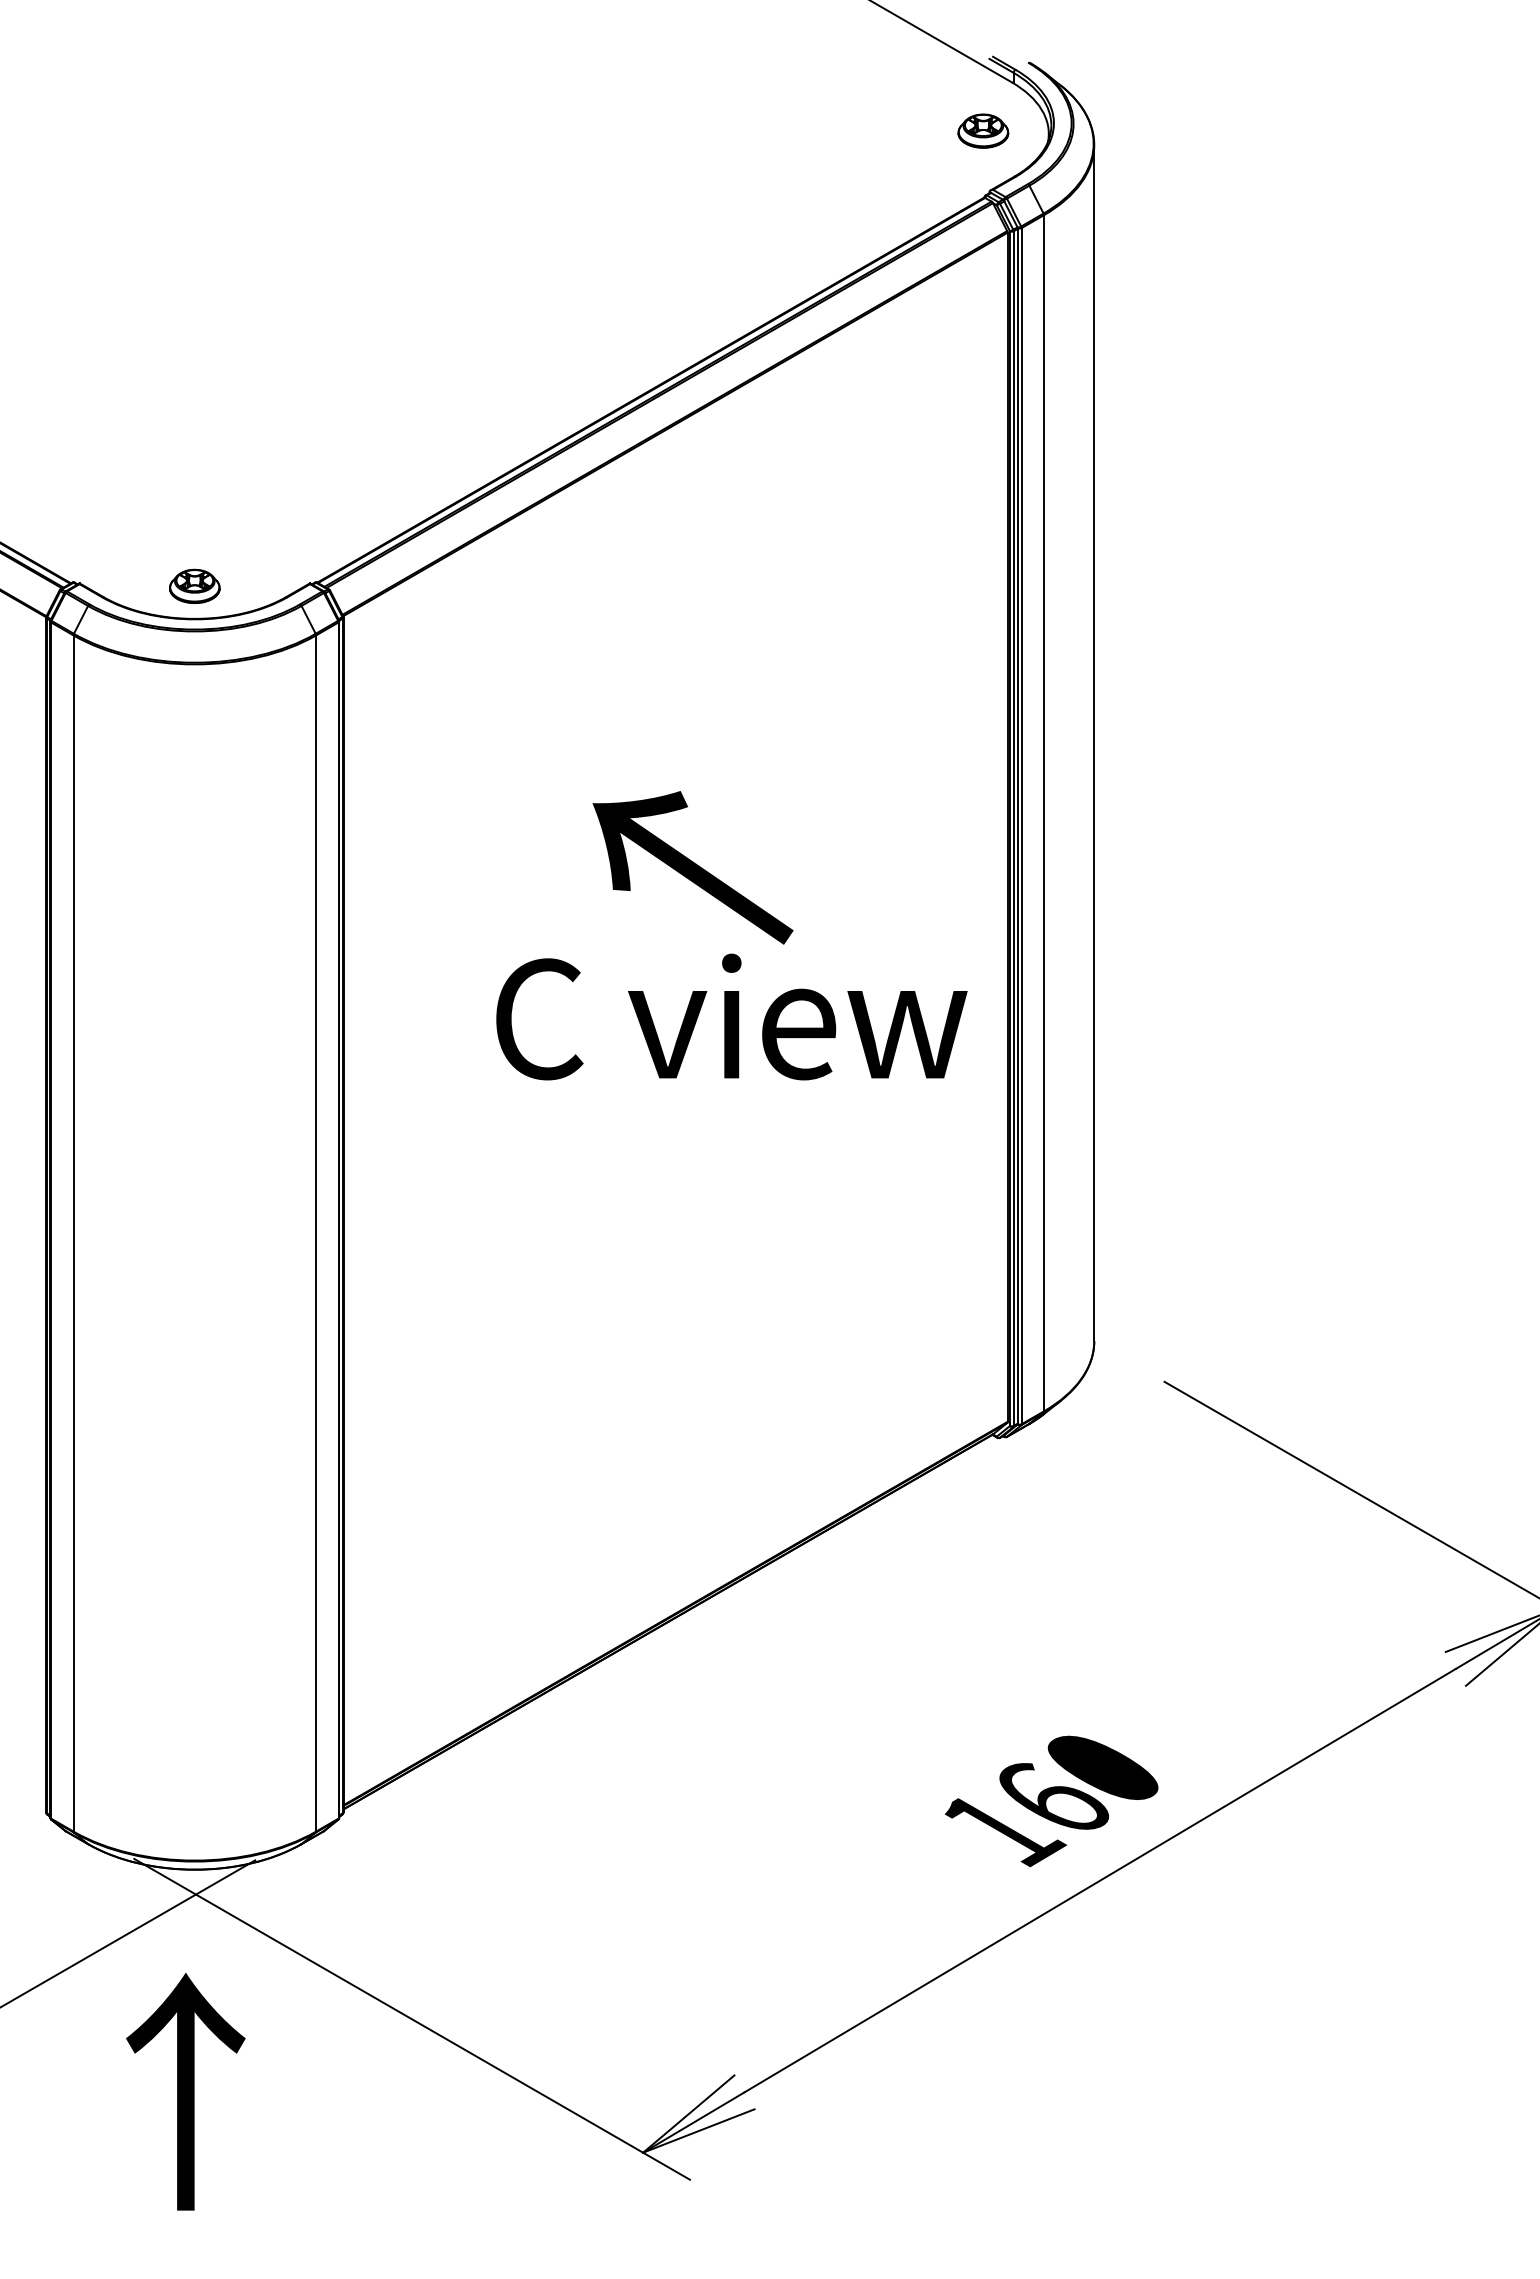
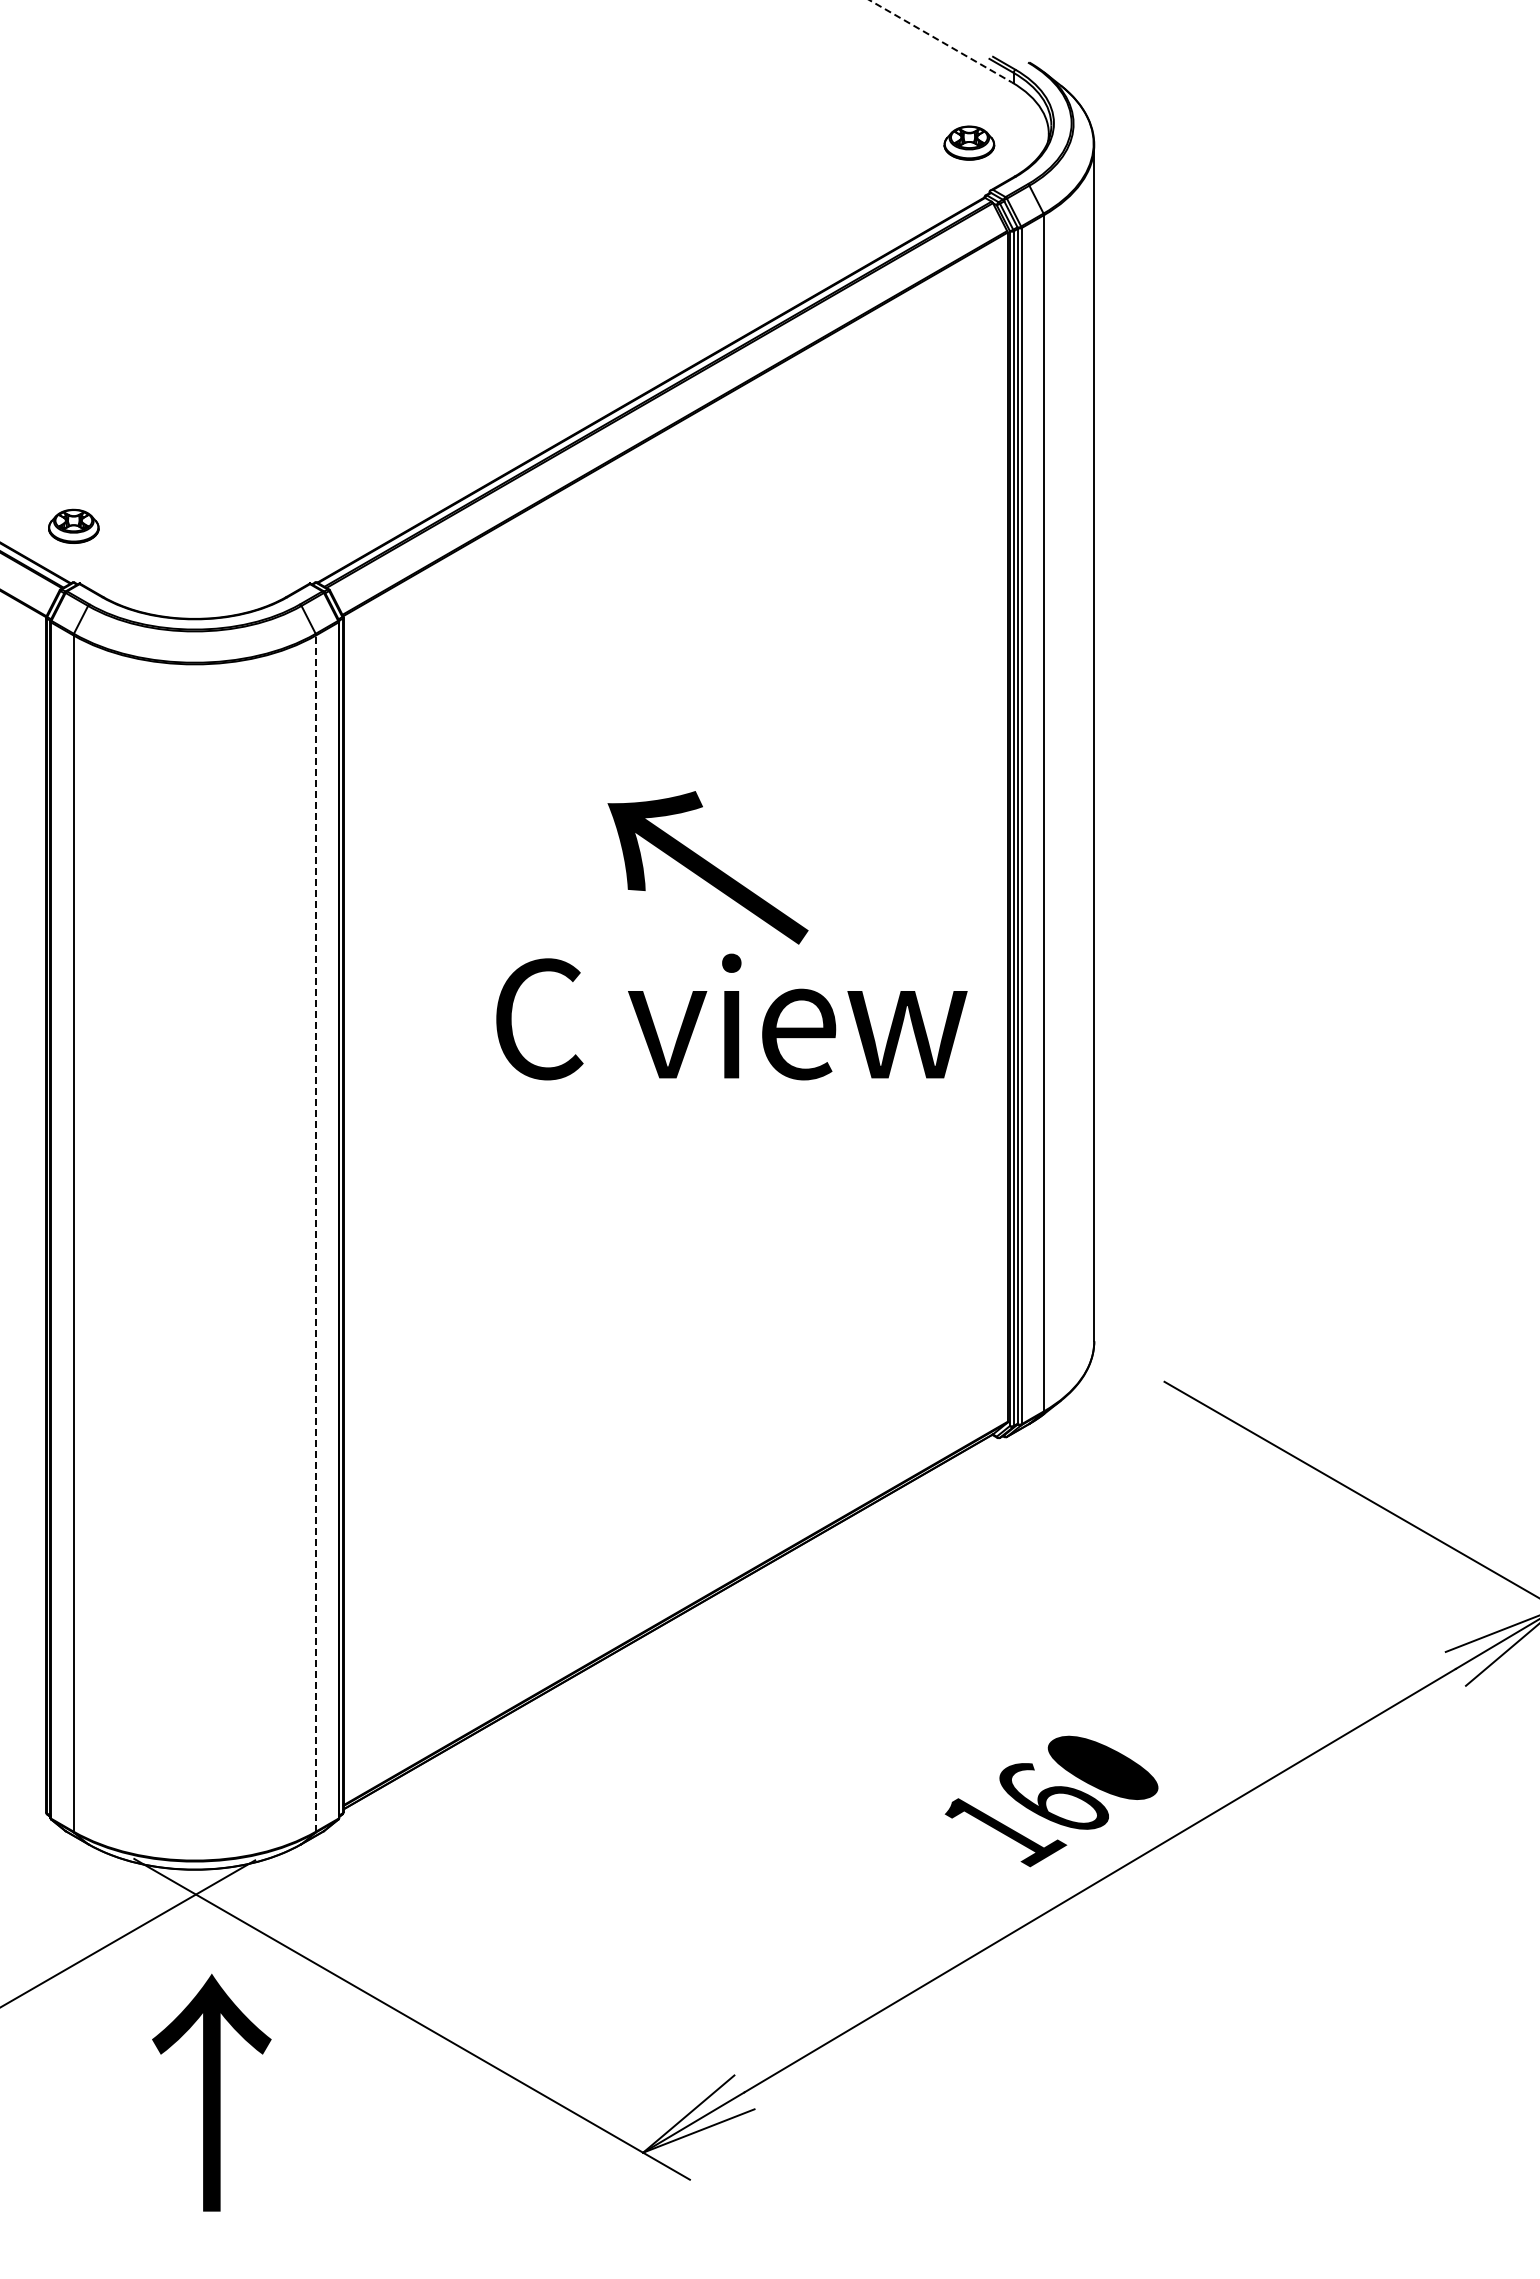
line: solid -> dashed (940, 41)
part position: (983, 130) -> (969, 142) (969, 142)
part position: (194, 585) -> (73, 525) (73, 525)
text position: (692, 867) -> (707, 867) (707, 867)
line: solid -> dashed (316, 1232)
text position: (185, 2091) -> (211, 2092) (211, 2092)
